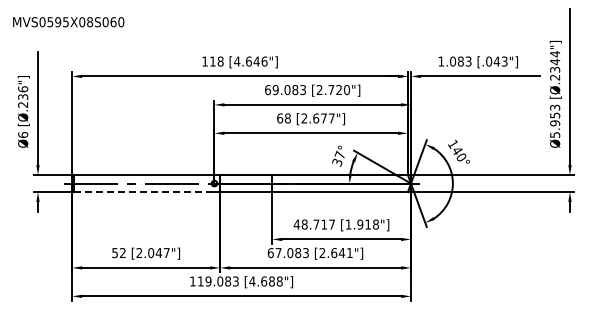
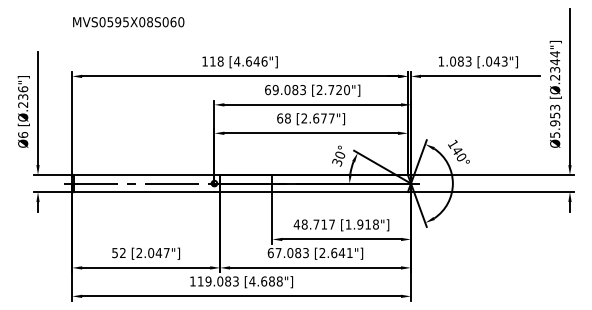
text position: (68, 22) -> (128, 22) (128, 22)
text: 37° -> 30° (339, 154)
line: dashed -> solid (144, 192)
